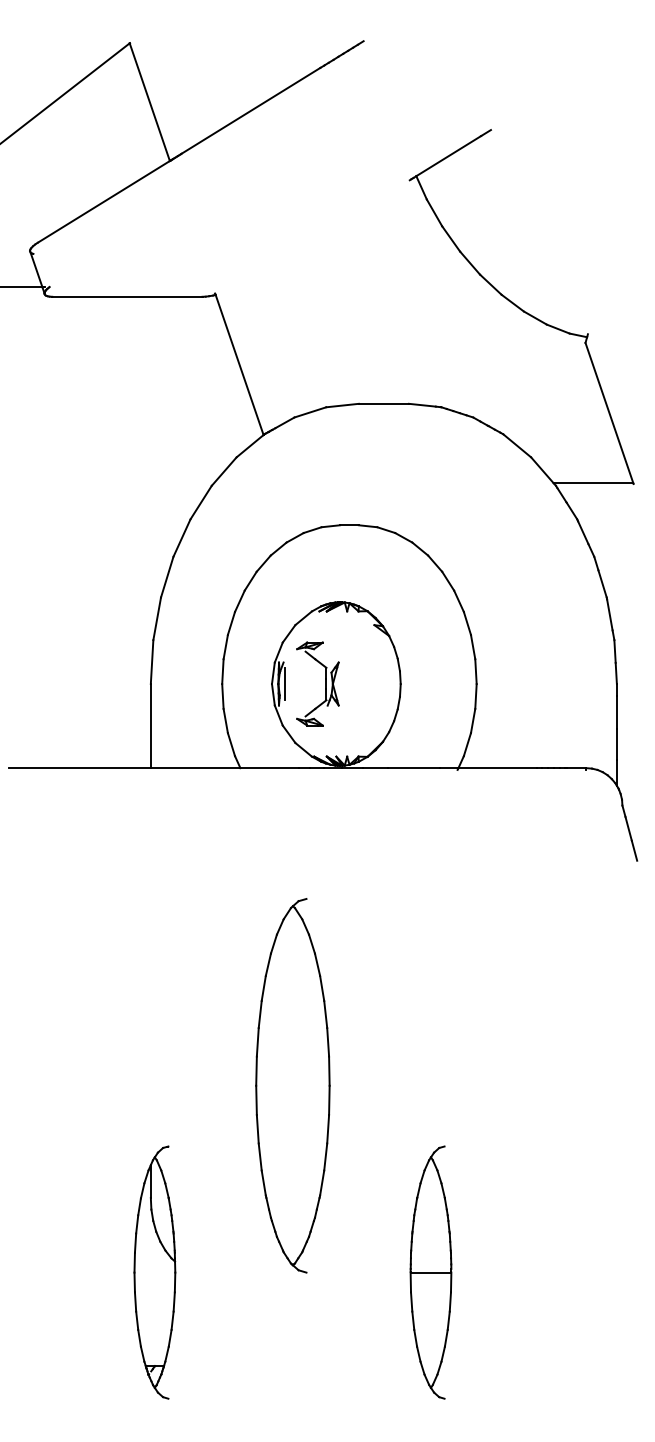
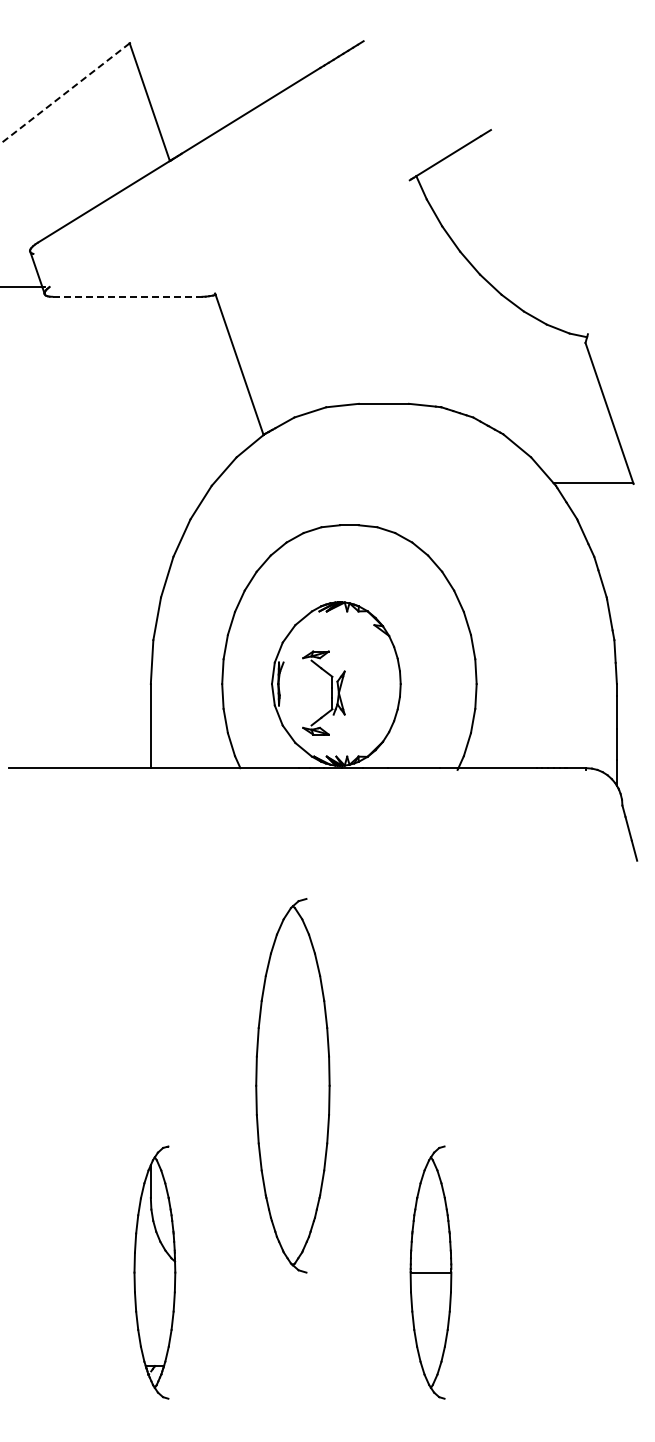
line: solid -> dashed (65, 93)
line: solid -> dashed (126, 296)
line: present -> none (284, 683)
part position: (325, 683) -> (331, 692) (331, 692)
